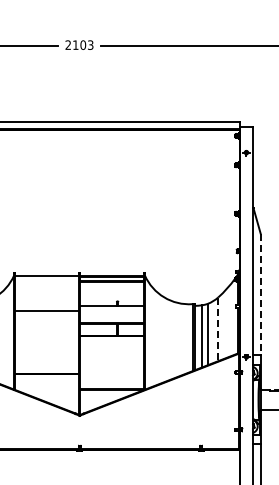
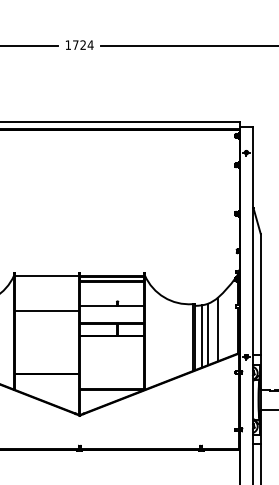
text: 2103 -> 1724 (79, 44)
line: dashed -> solid (260, 294)
line: dashed -> solid (218, 329)
